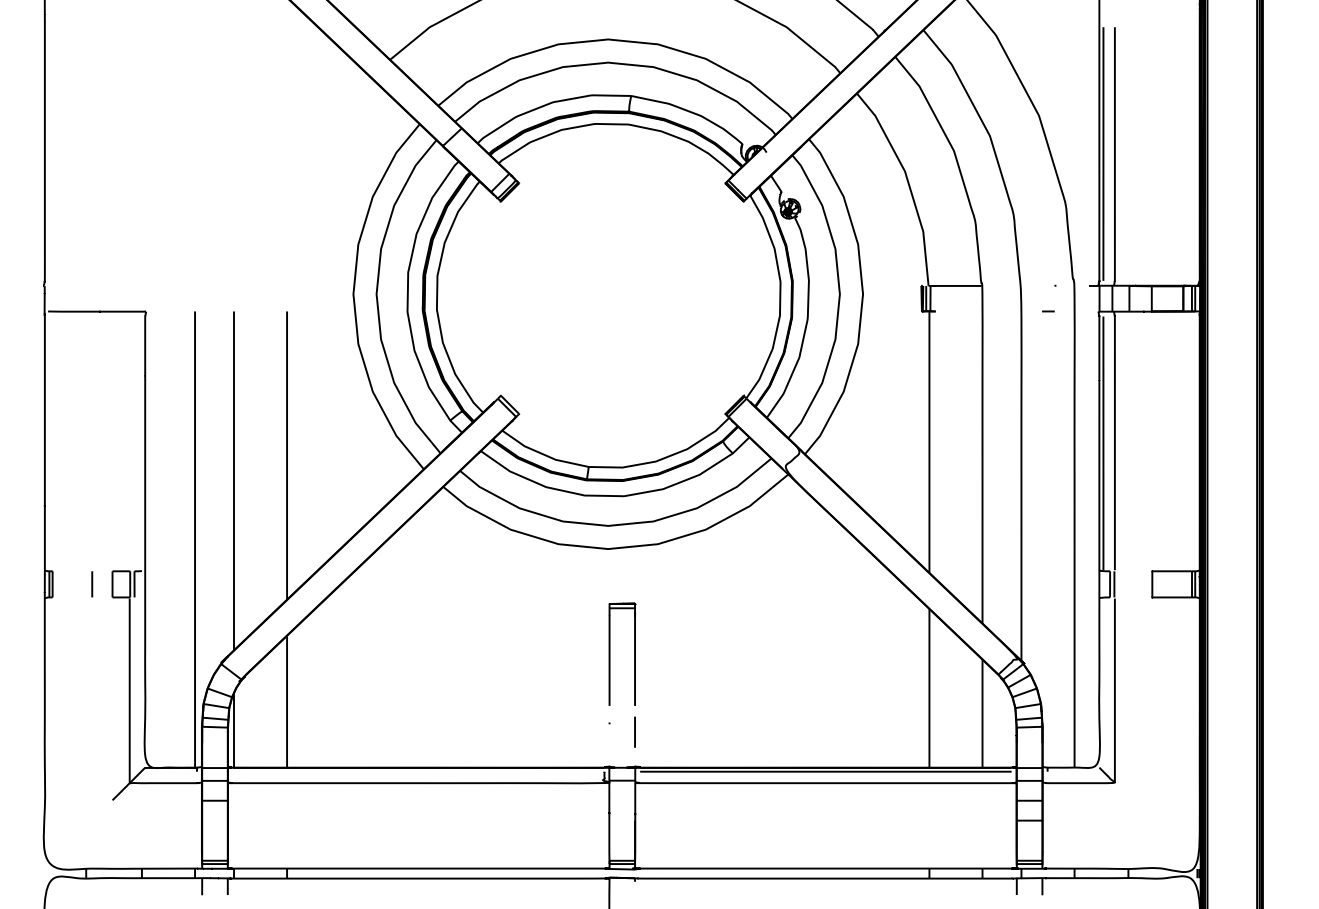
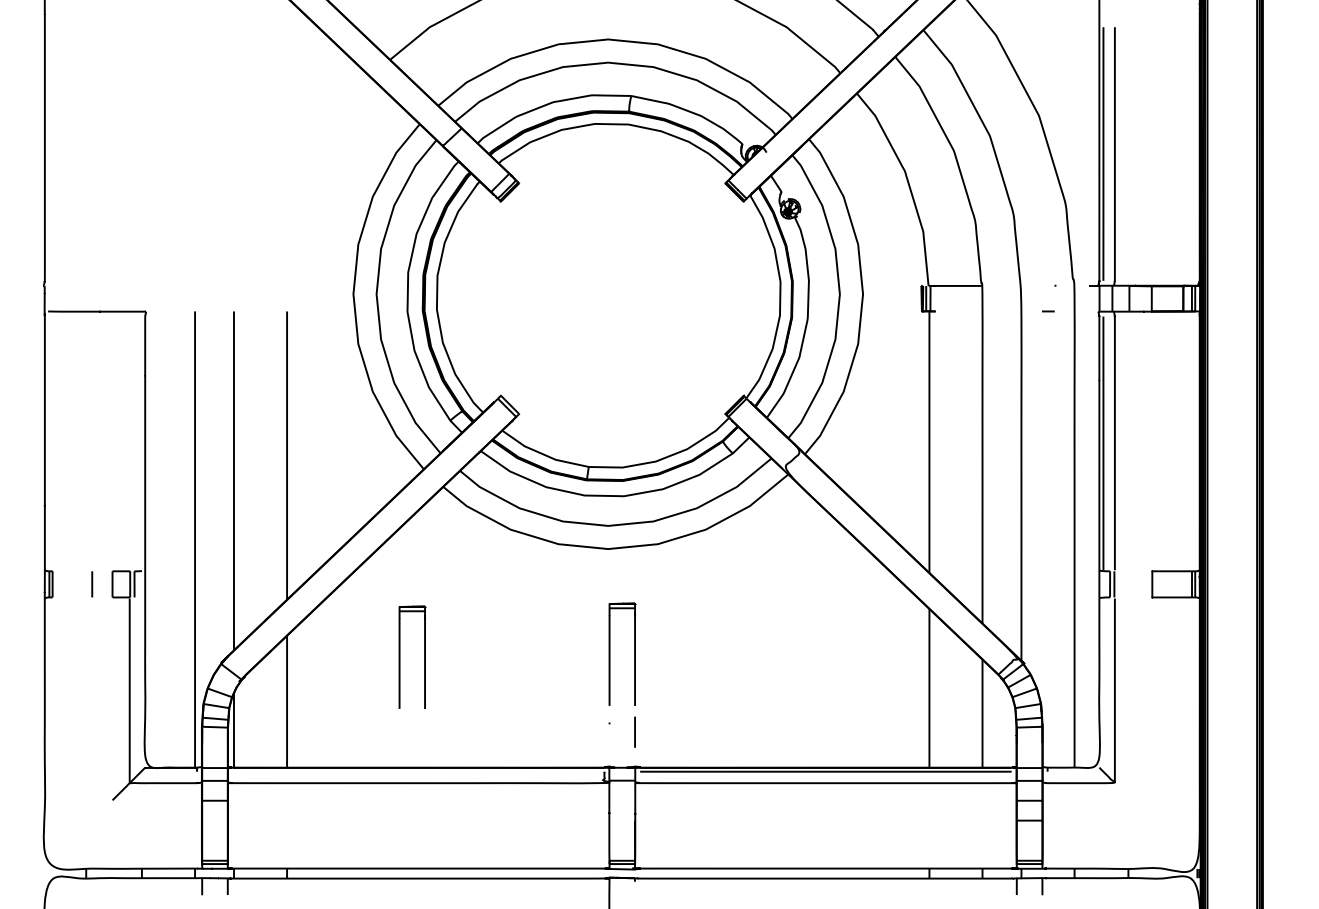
part: none -> present (400, 656)
